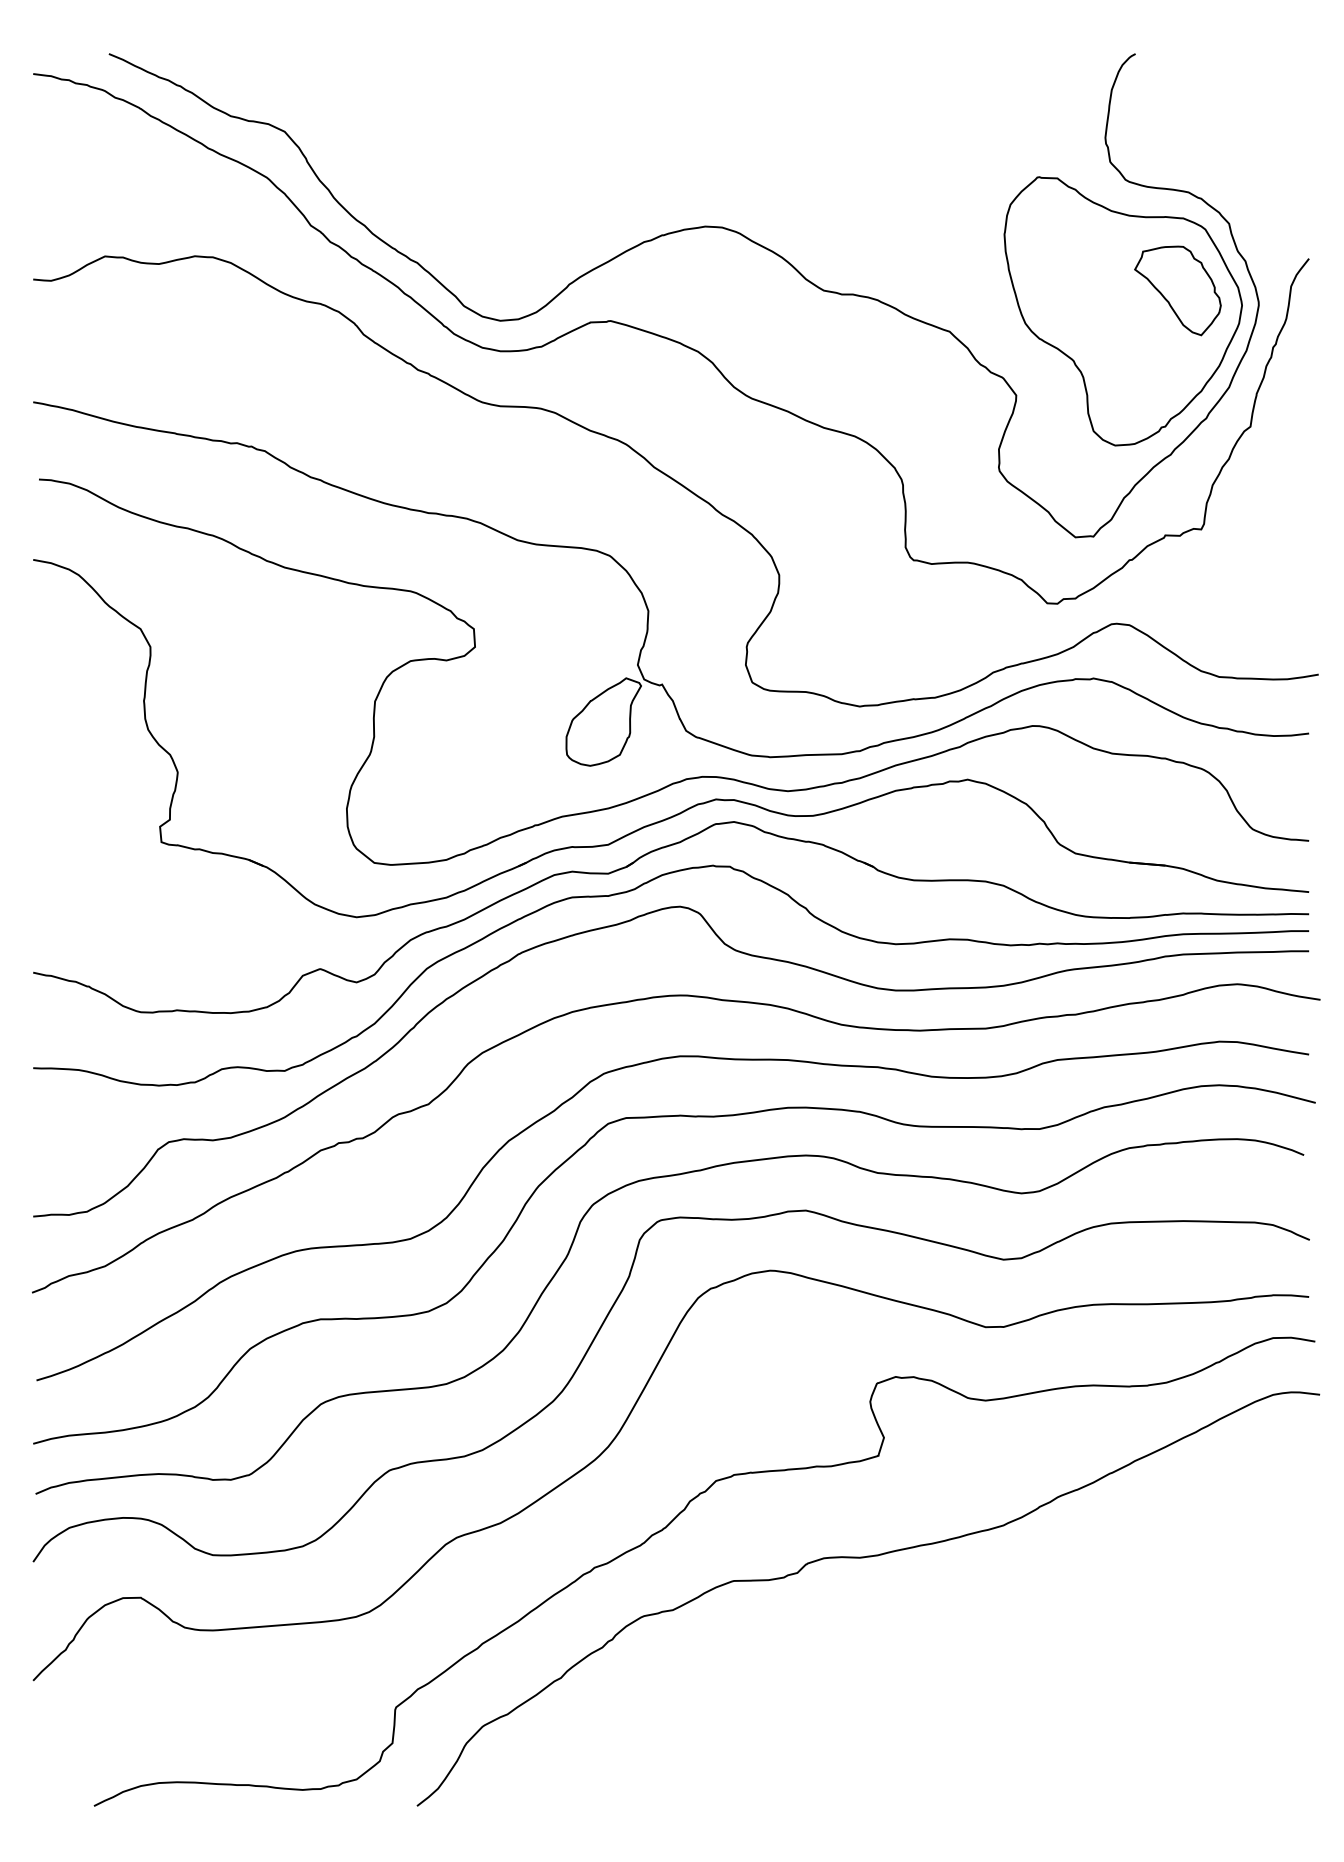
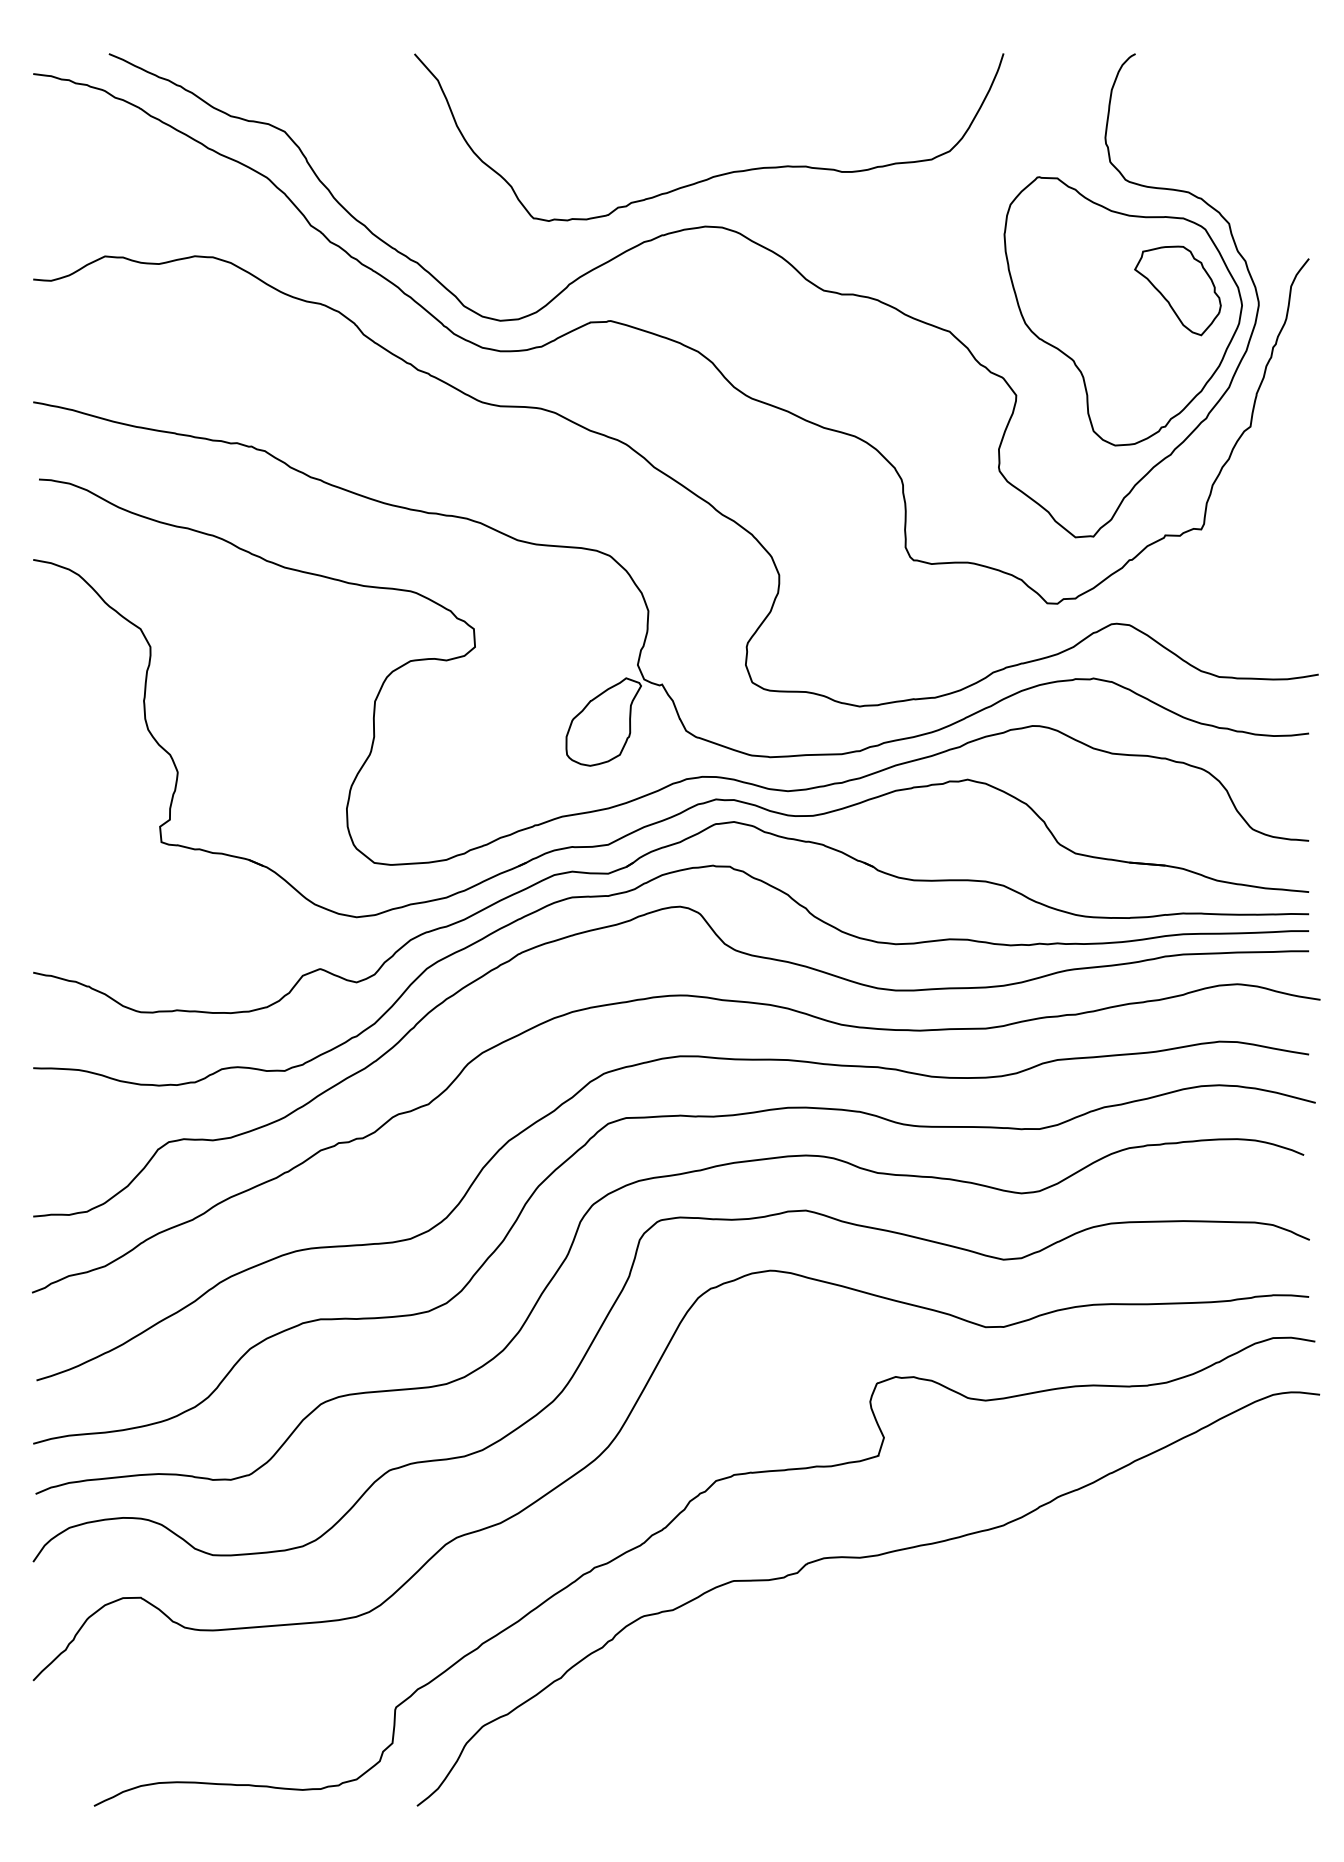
curve: none -> present (718, 174)
